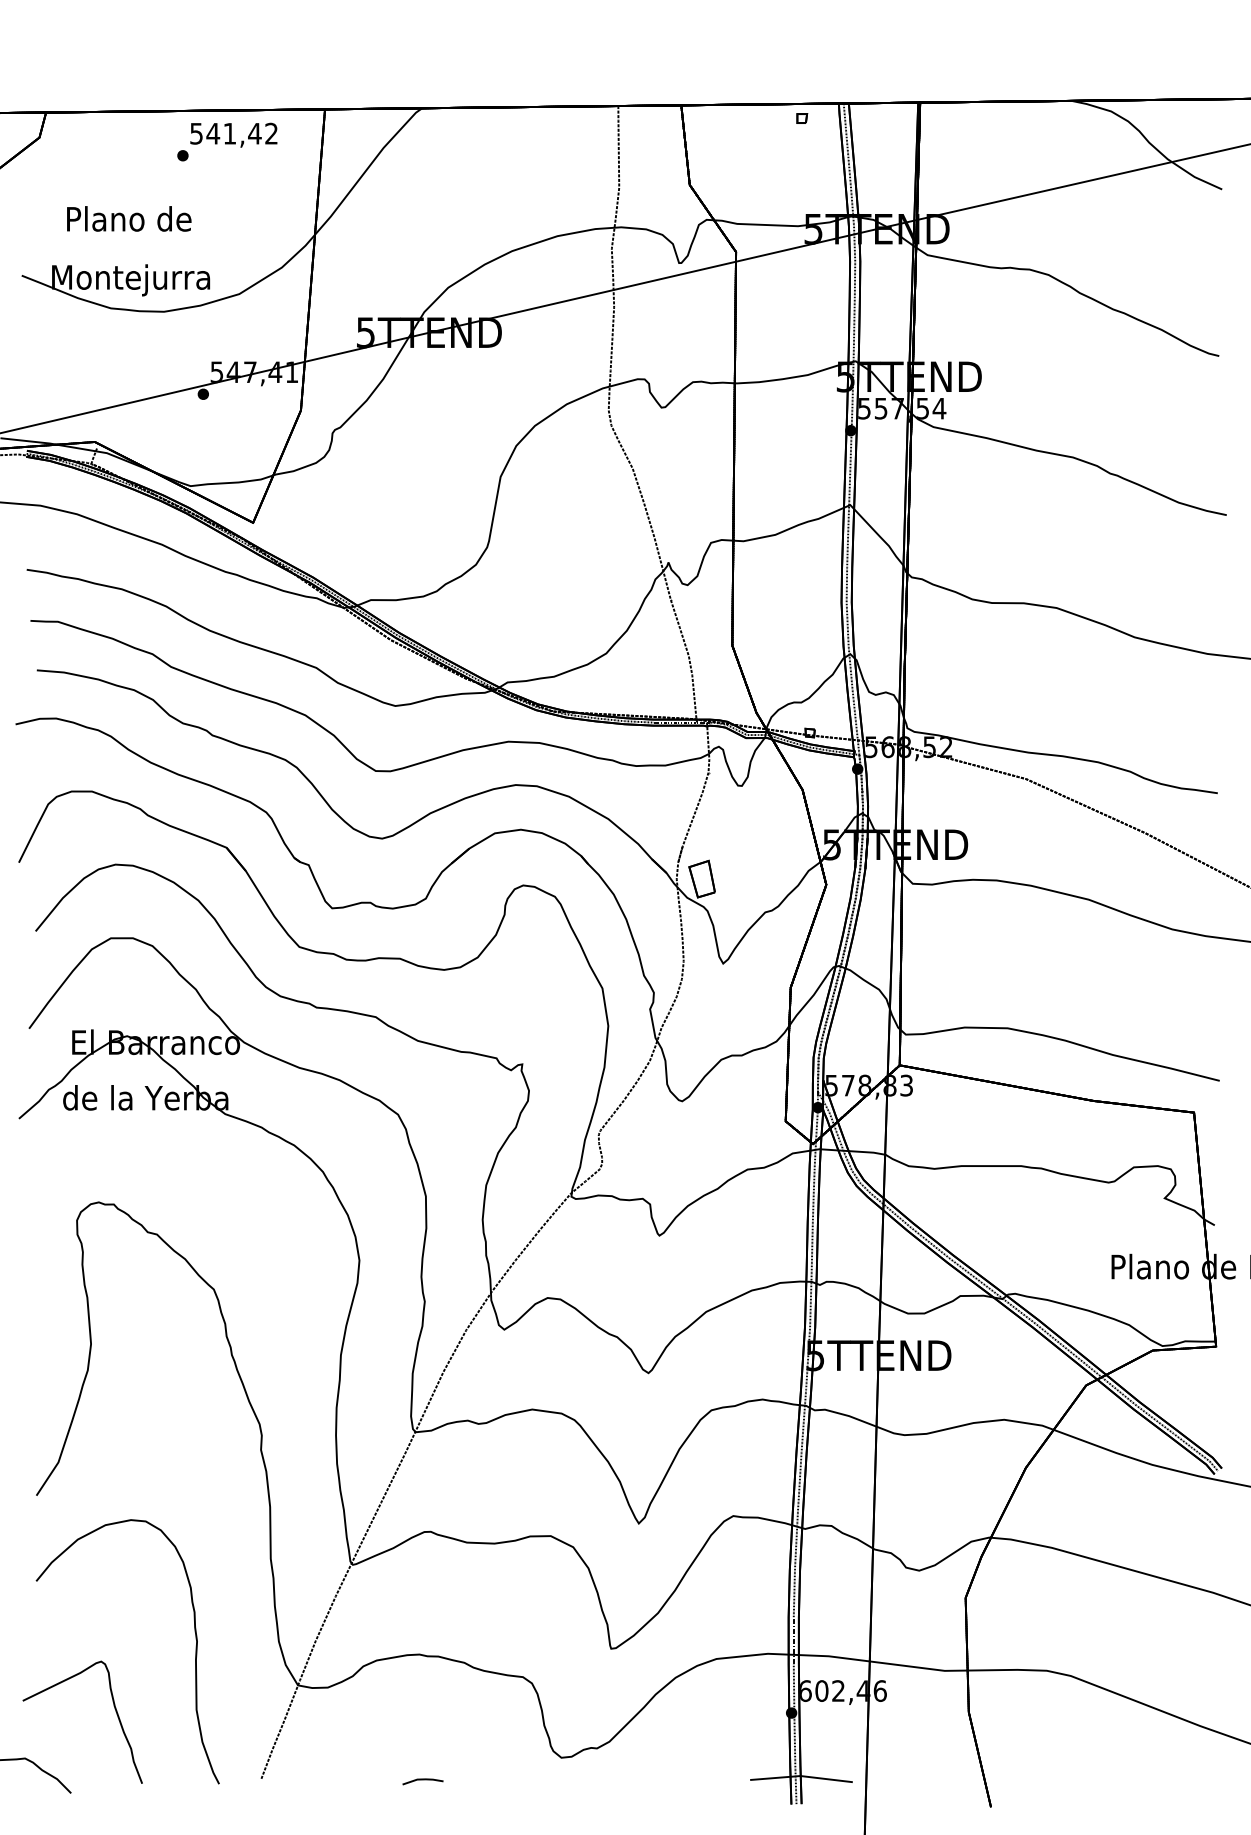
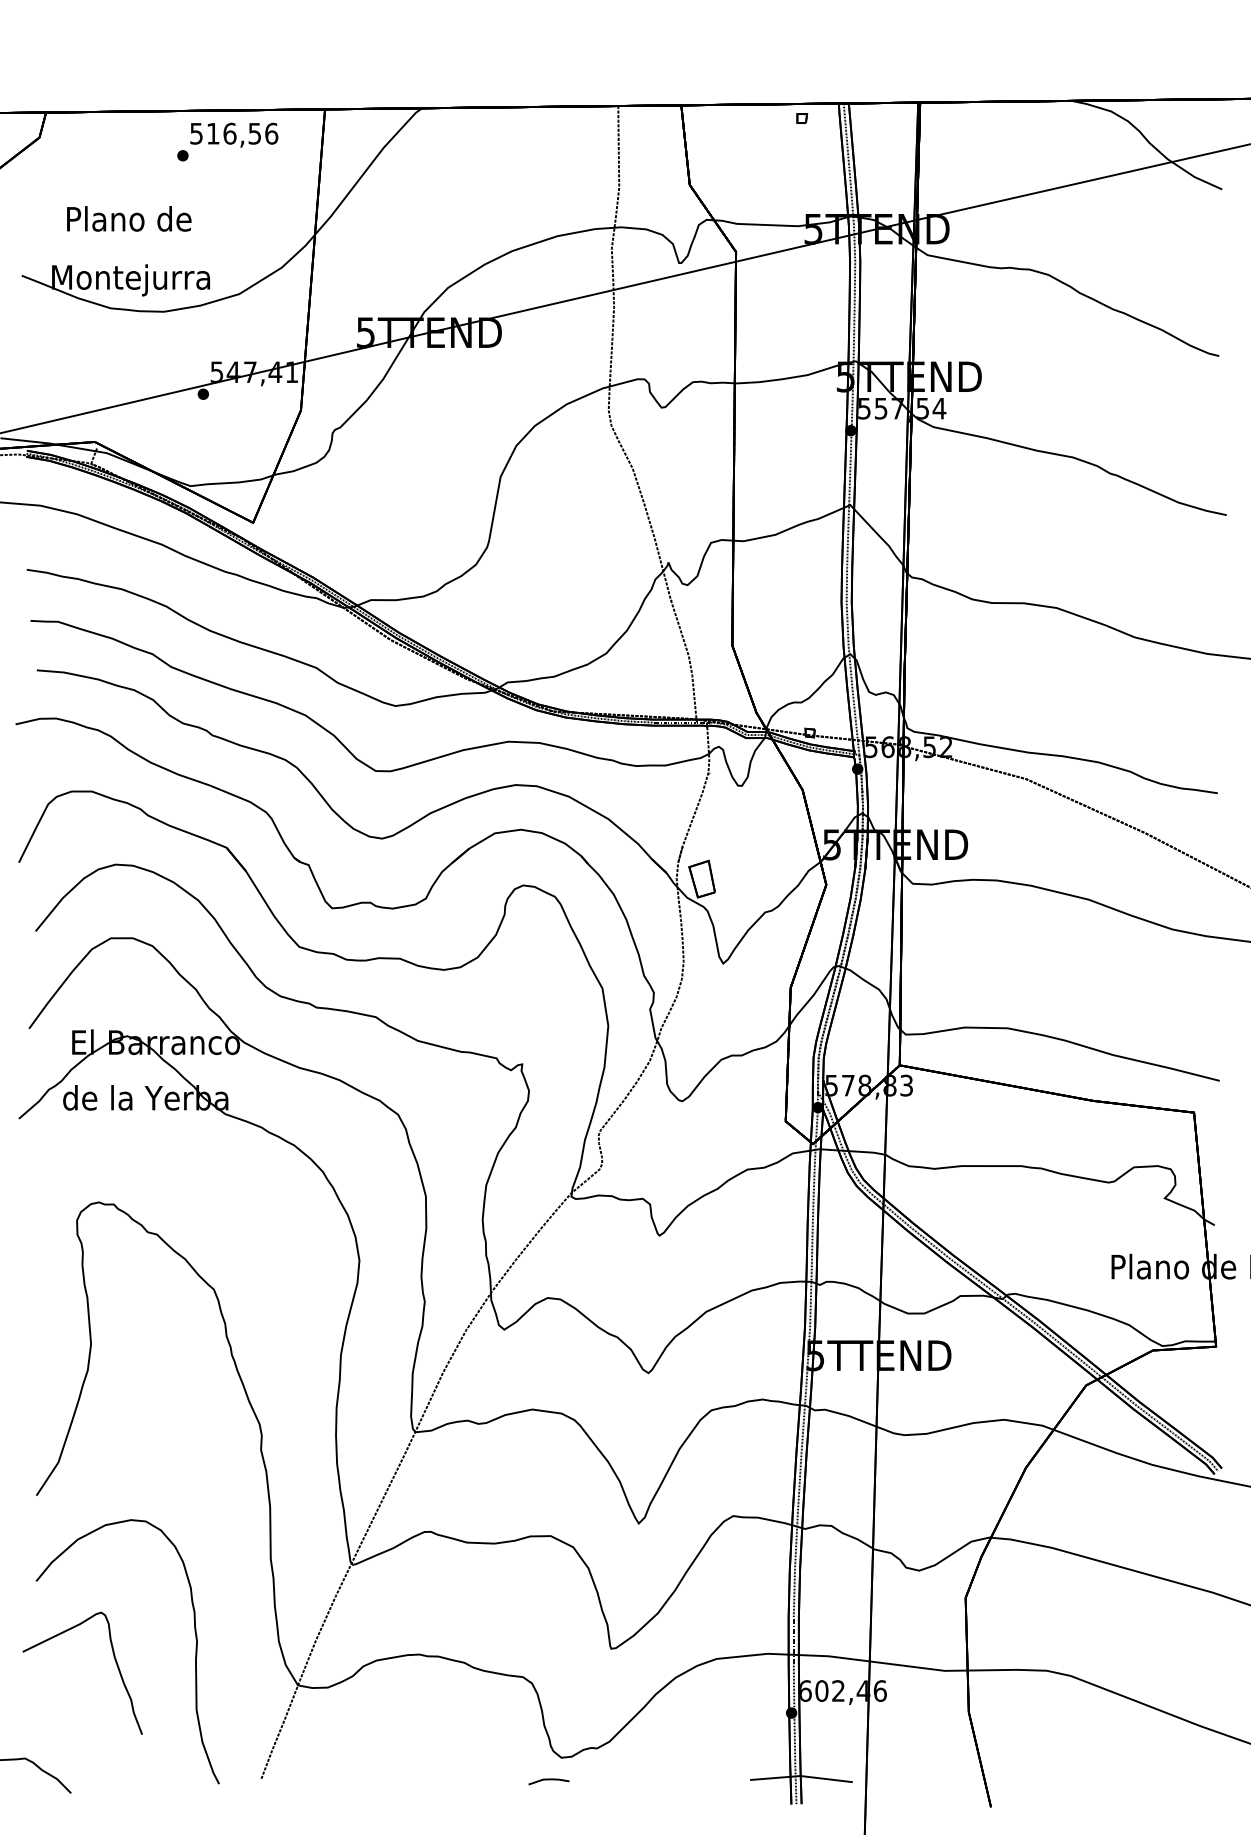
text: 541,42 -> 516,56 (242, 133)
curve position: (114, 1709) -> (114, 1660) (114, 1660)
line position: (422, 1780) -> (548, 1780) (548, 1780)
